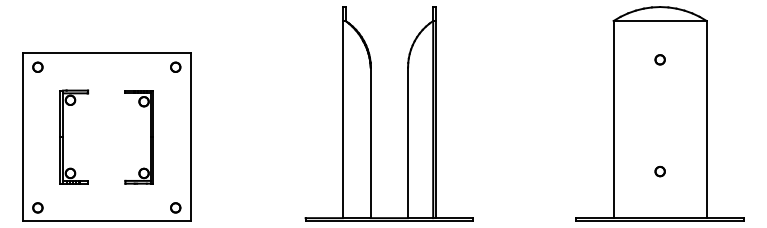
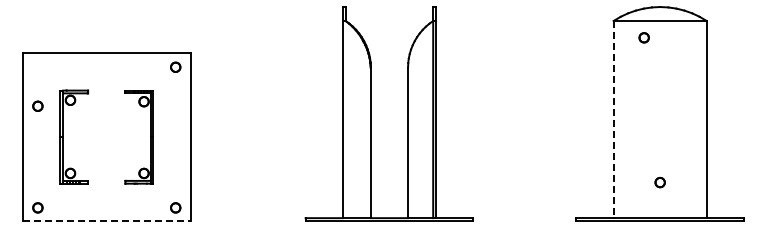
part position: (659, 59) -> (643, 37) (643, 37)
part position: (37, 66) -> (37, 105) (37, 105)
line: solid -> dashed (613, 119)
part position: (659, 171) -> (659, 182) (659, 182)
line: solid -> dashed (106, 220)
